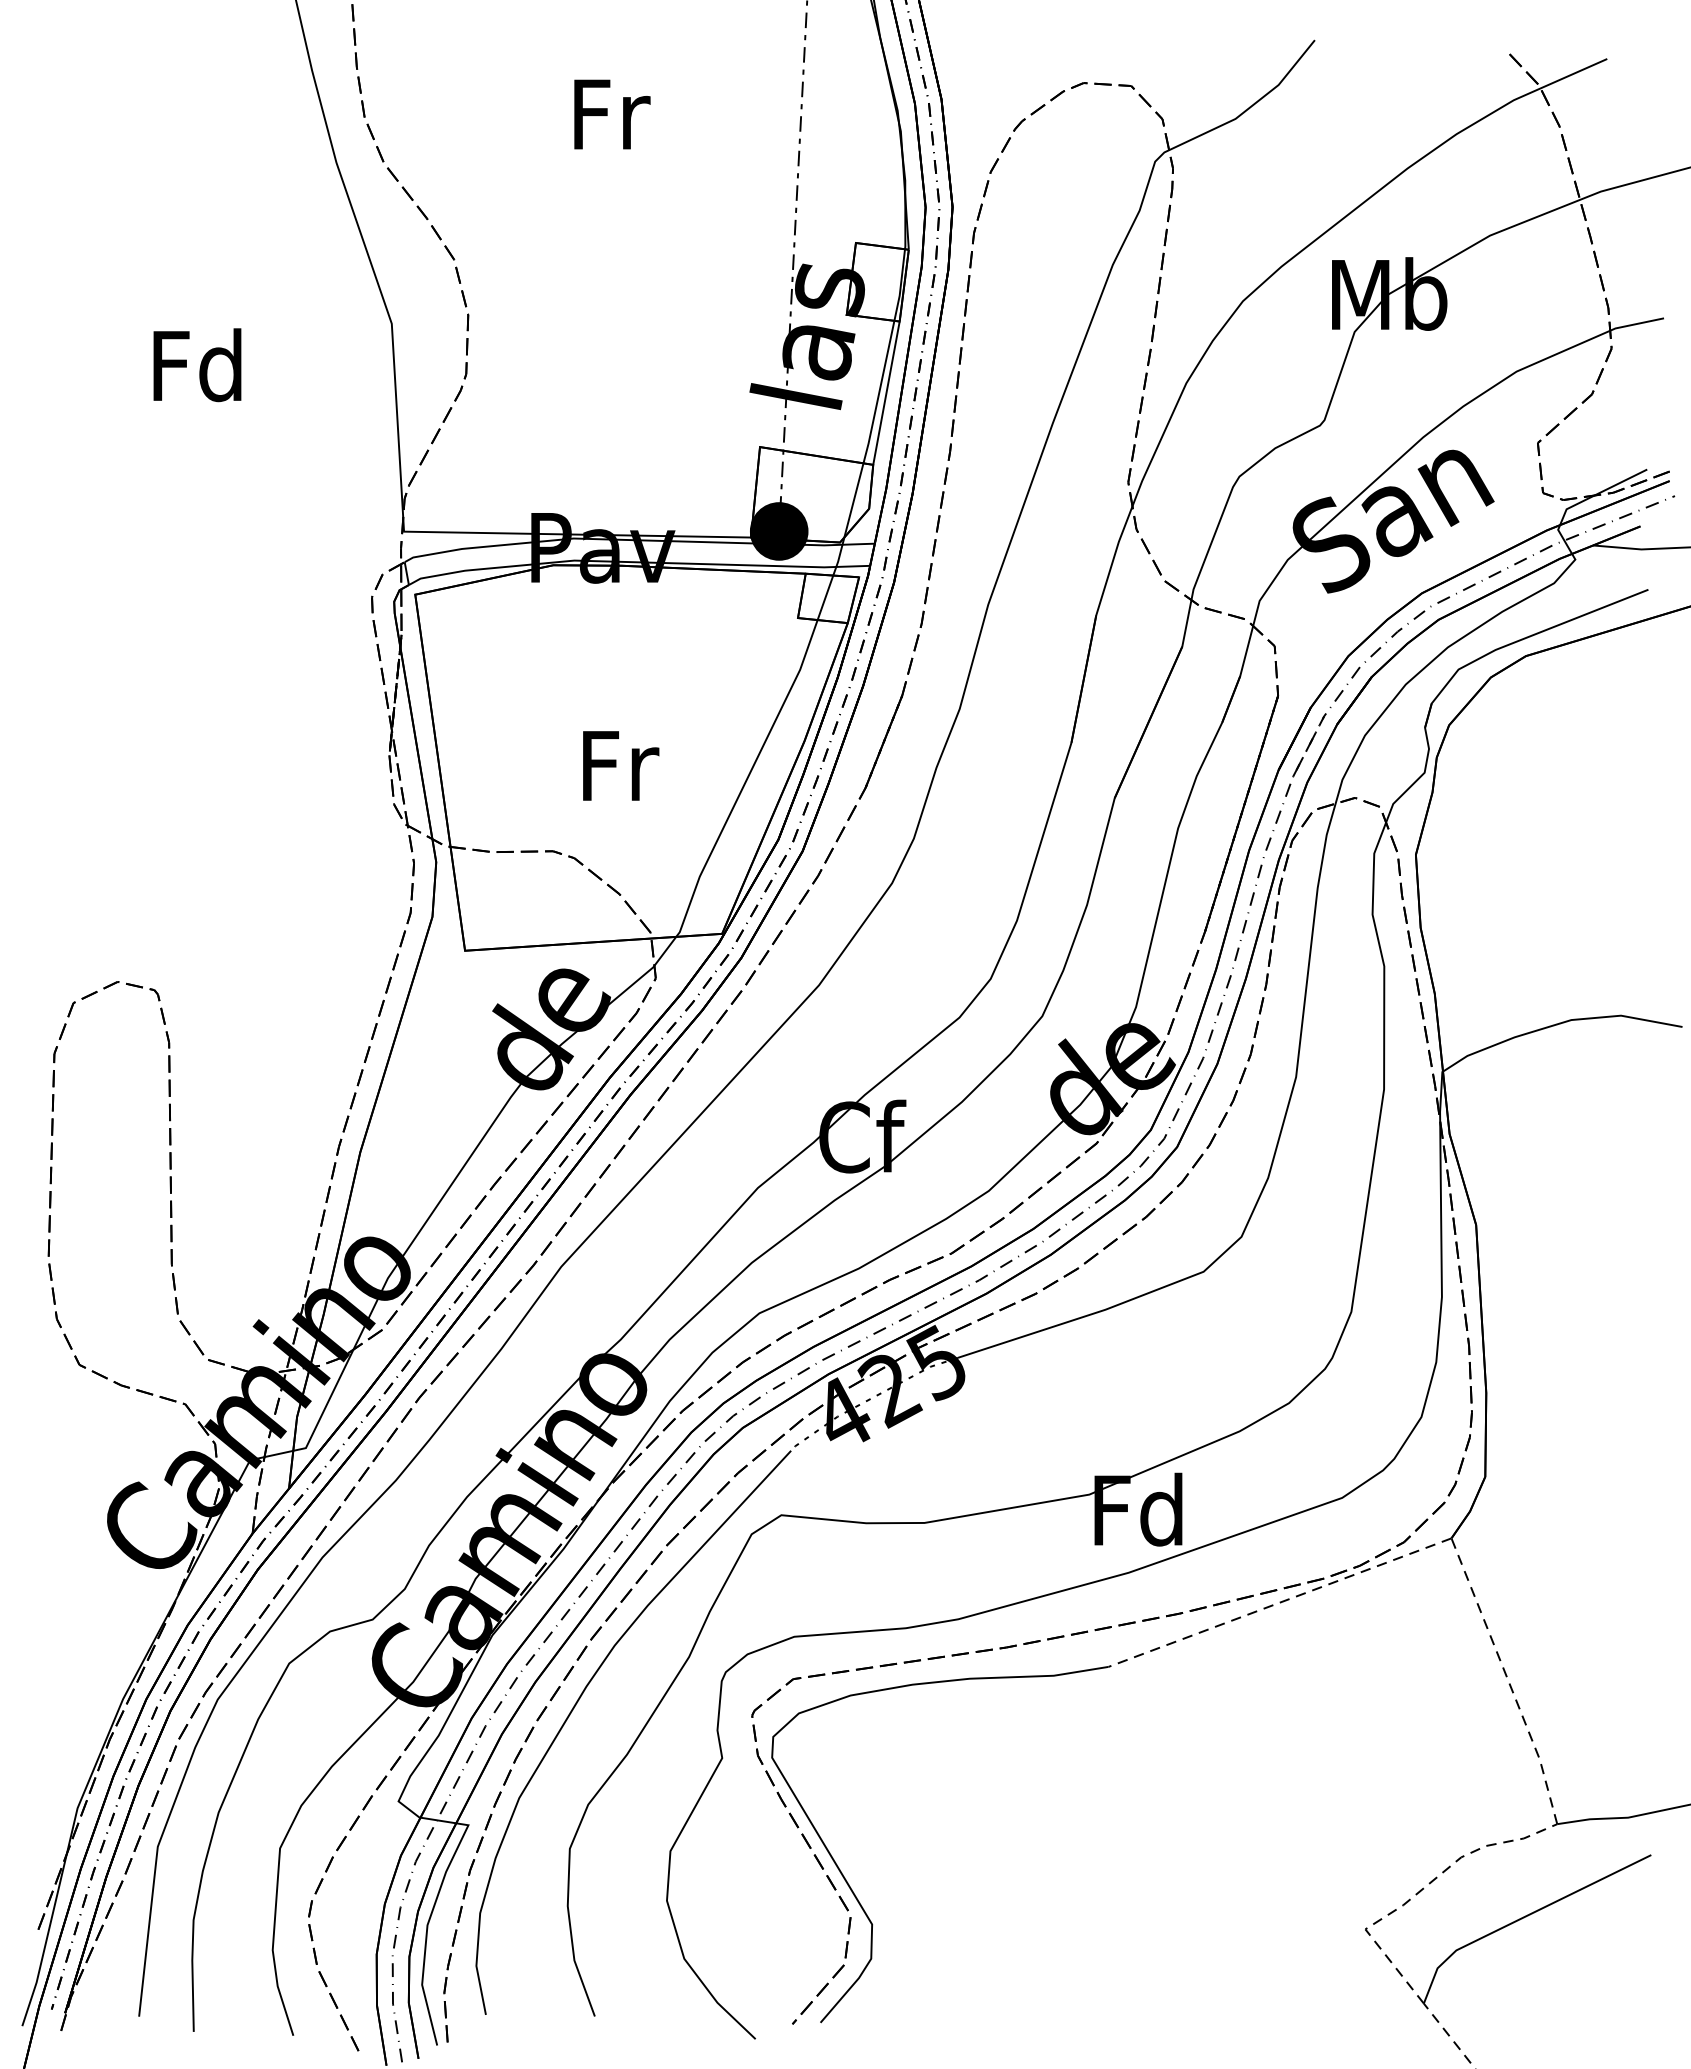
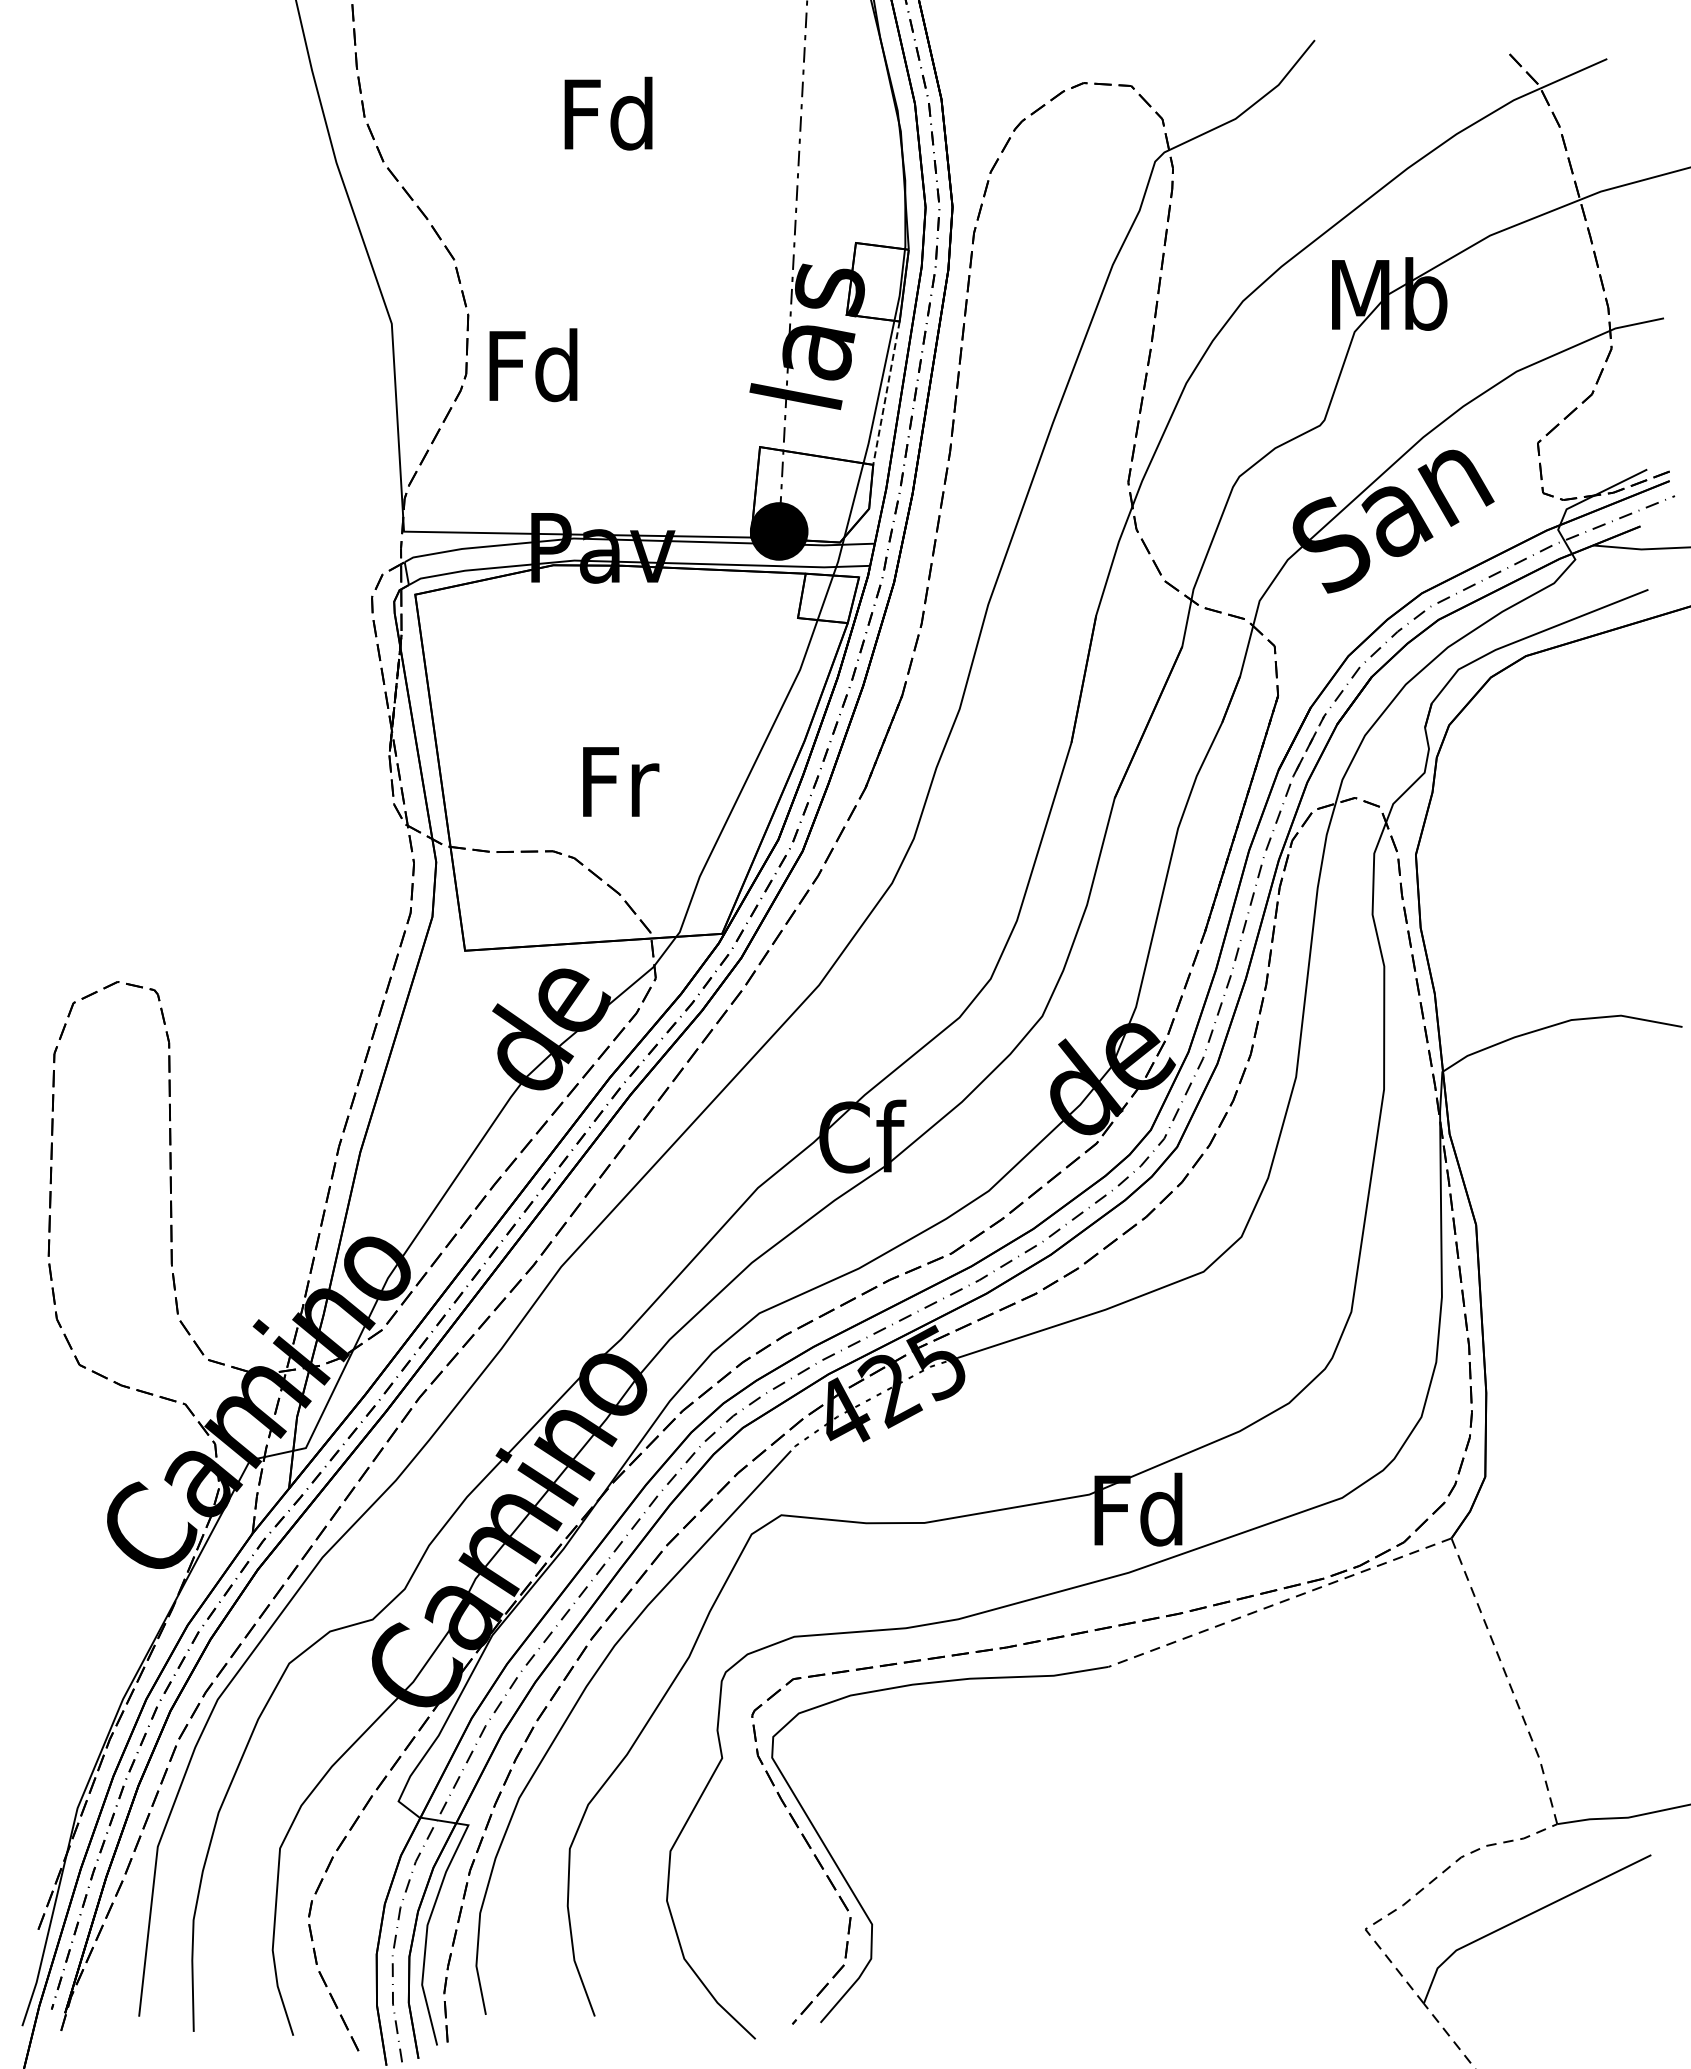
text: Fr -> Fd (608, 113)
text position: (197, 365) -> (533, 365) (533, 365)
line: solid -> dashed (886, 393)
text position: (621, 765) -> (621, 781) (621, 781)
